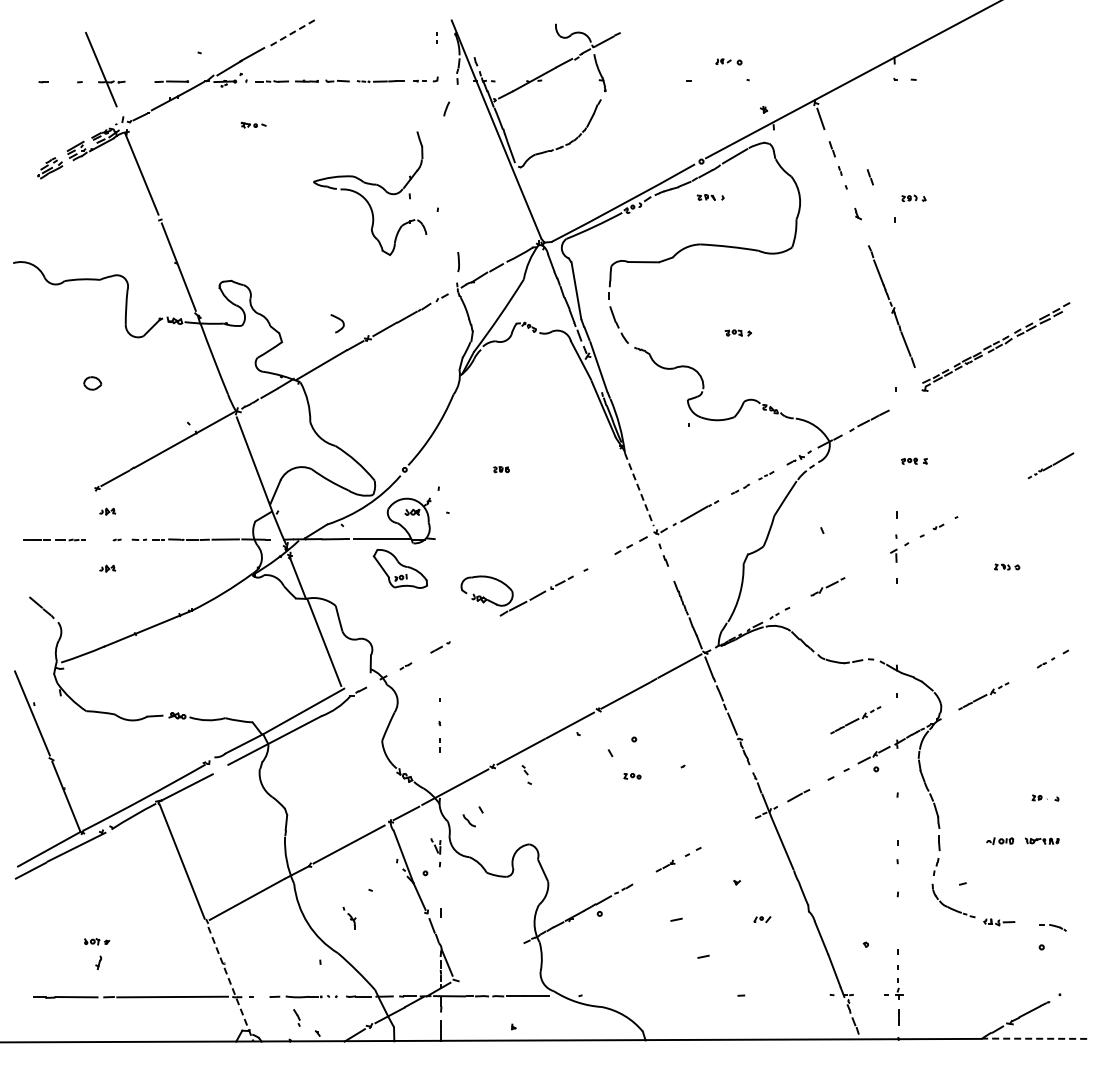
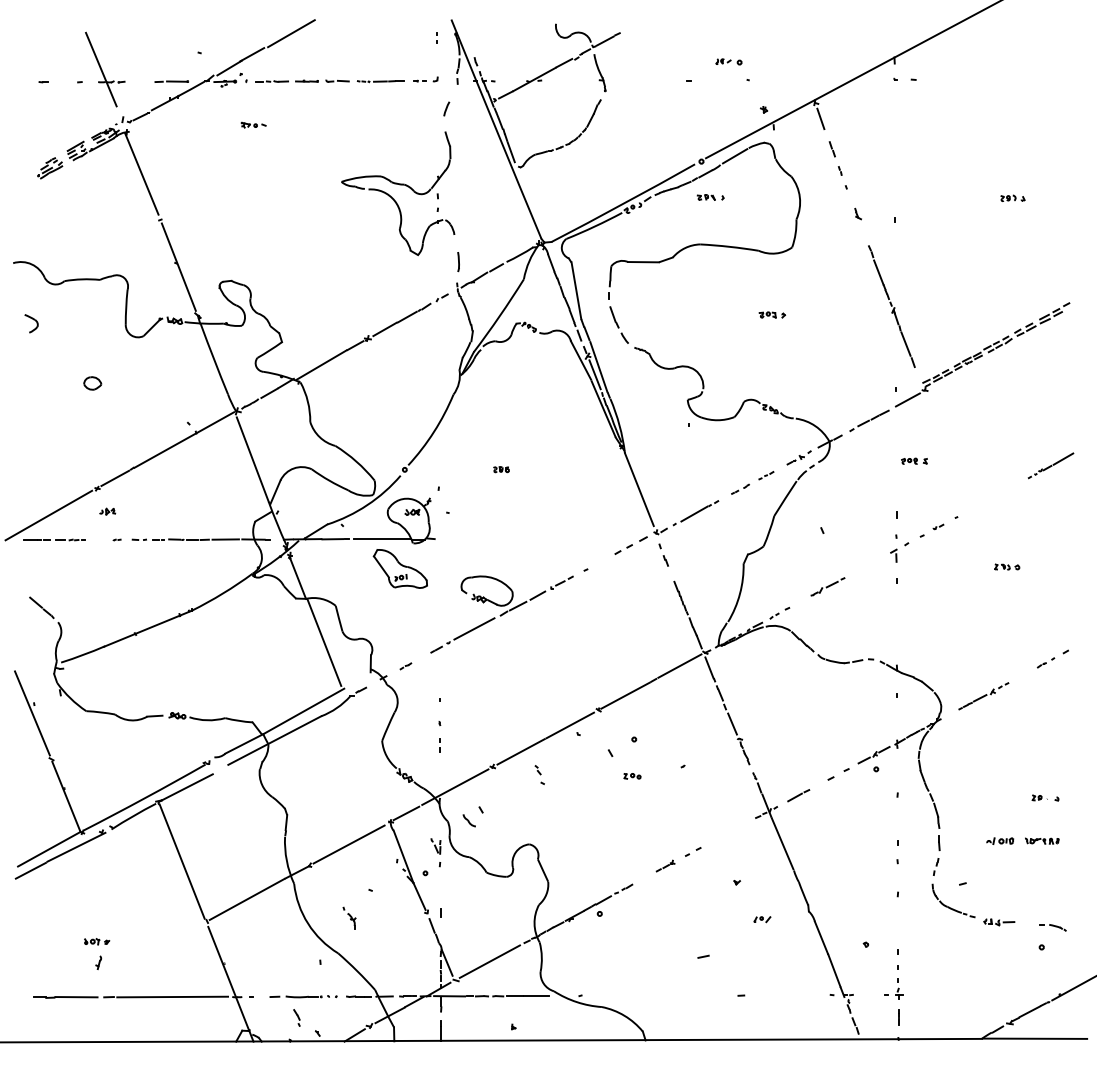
line: dashed -> solid (291, 33)
line: present -> none (869, 177)
part position: (913, 197) -> (1012, 197) (1012, 197)
part position: (365, 198) -> (393, 198) (393, 198)
part position: (337, 323) -> (31, 323) (31, 323)
part position: (738, 332) -> (772, 314) (772, 314)
line: none -> present (594, 374)
line: none -> present (907, 399)
line: dashed -> solid (639, 490)
line: none -> present (48, 515)
part: present -> none (107, 568)
line: none -> present (474, 628)
part: present -> none (855, 720)
part position: (526, 774) -> (539, 774) (539, 774)
line: present -> none (676, 919)
line: none -> present (489, 961)
line: dashed -> solid (230, 984)
line: none -> present (1072, 988)
line: dashed -> solid (1034, 1038)
